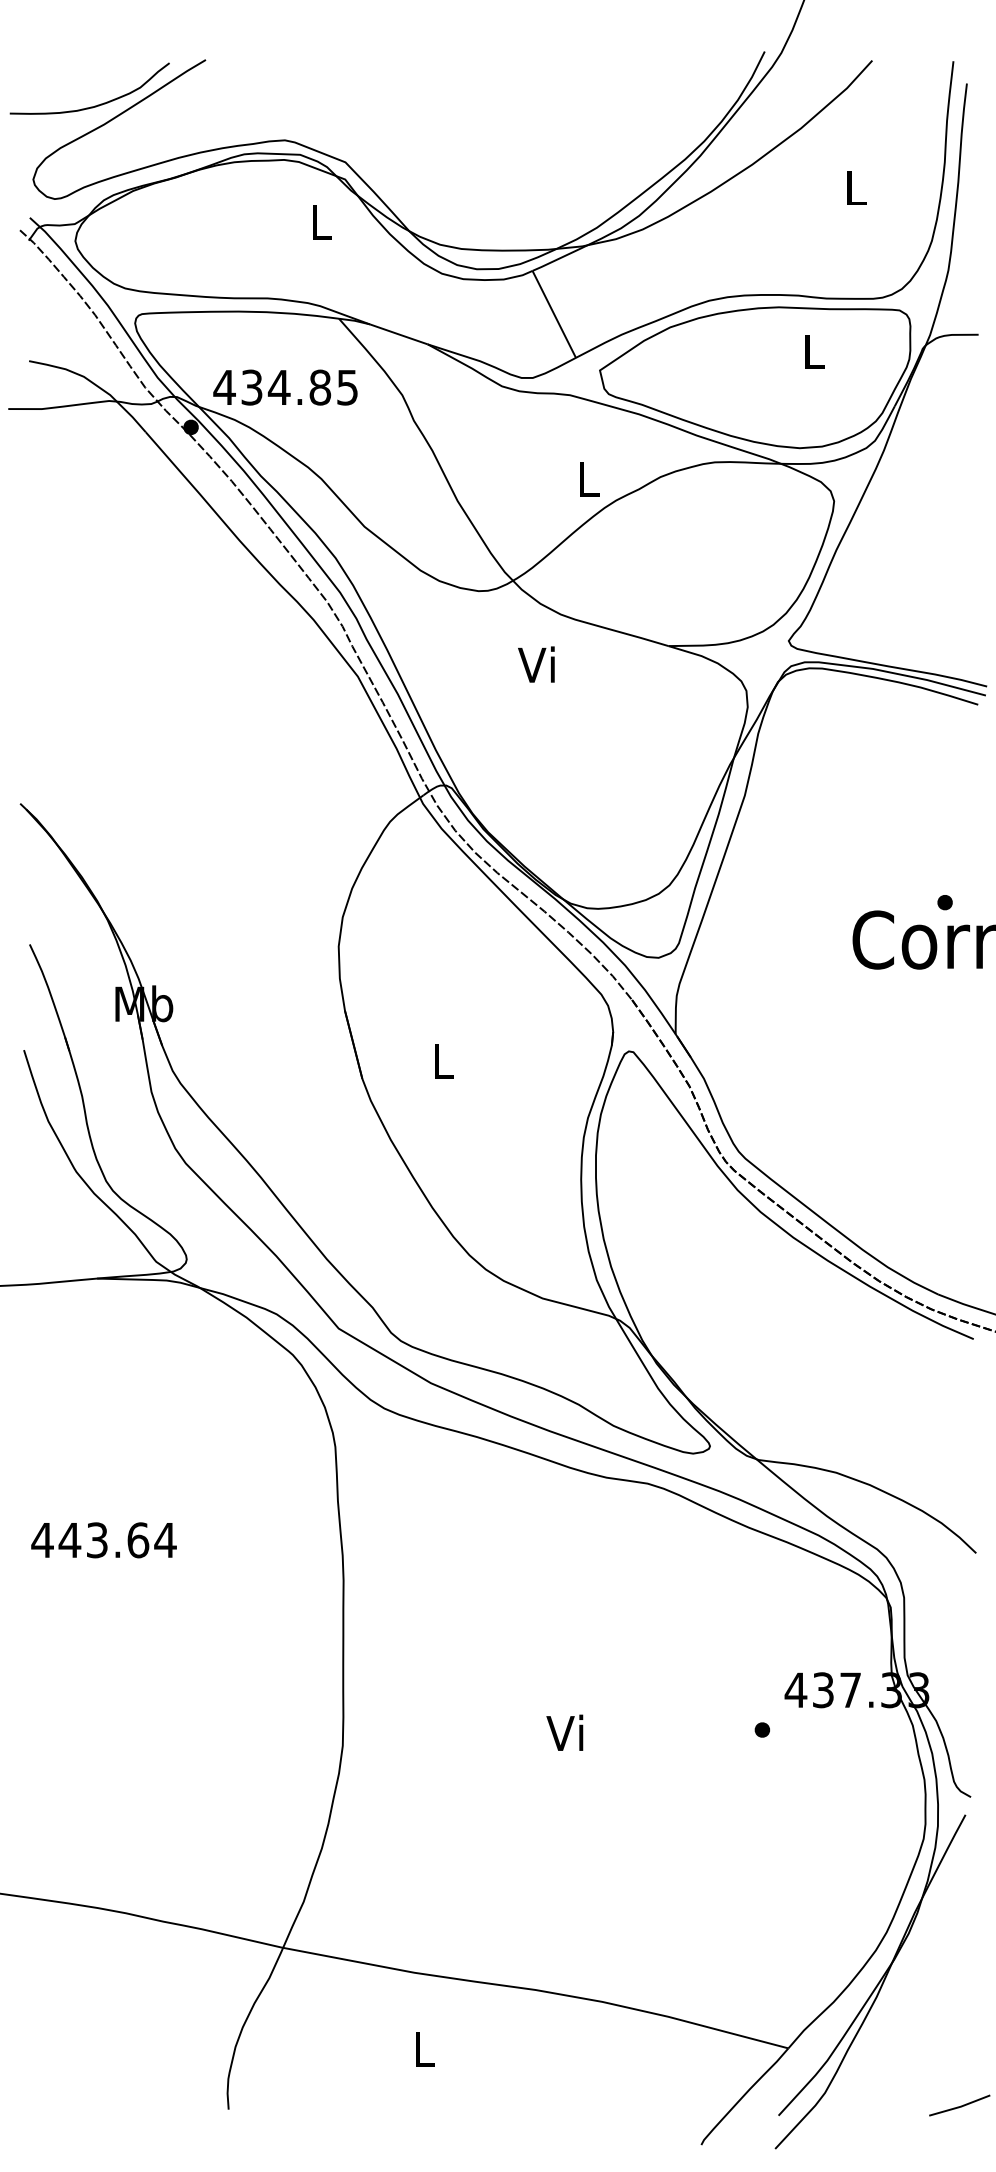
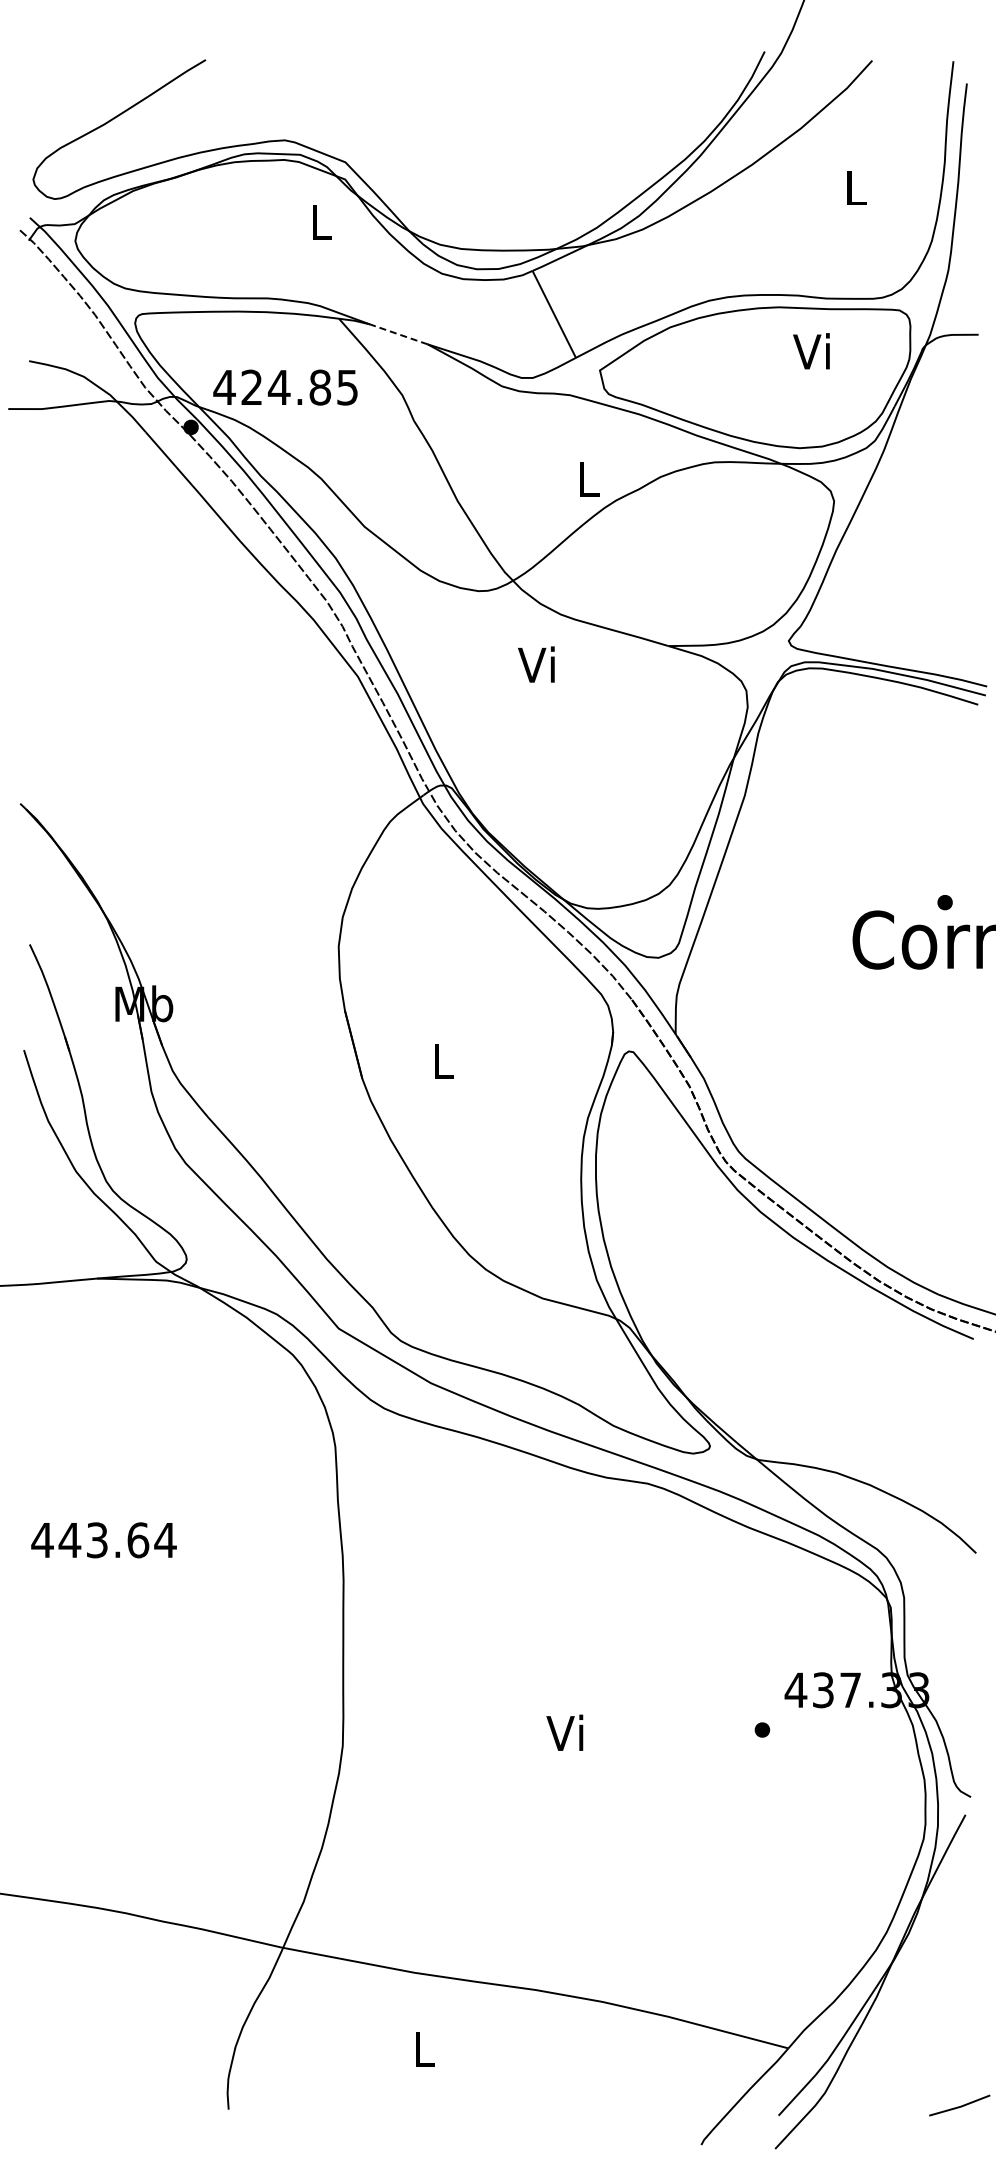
curve: present -> none (94, 105)
line: solid -> dashed (398, 334)
text: L -> Vi (811, 351)
text: 434.85 -> 424.85 (251, 387)
